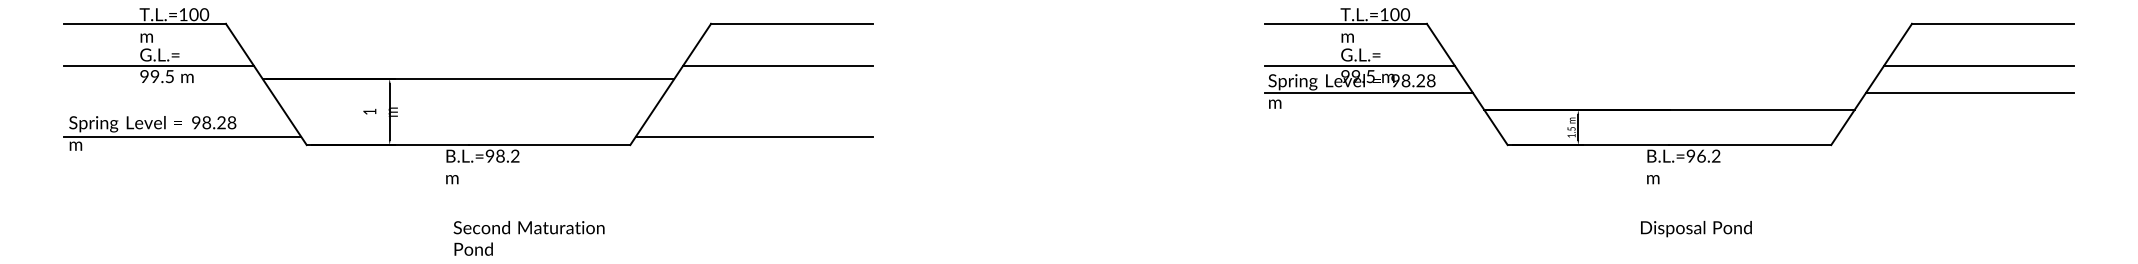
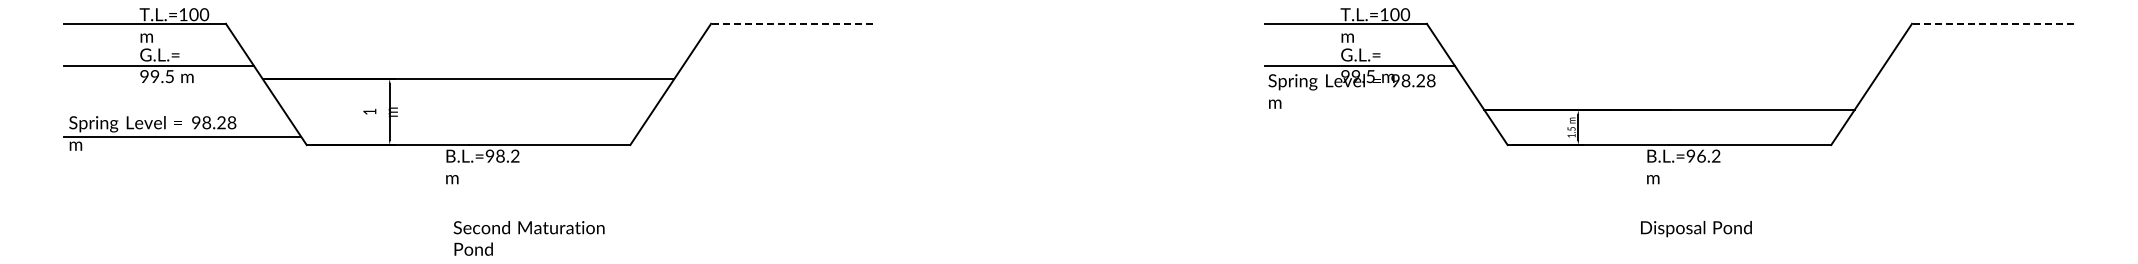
line: solid -> dashed (792, 23)
line: solid -> dashed (1992, 23)
line: present -> none (777, 66)
line: present -> none (1978, 66)
line: present -> none (1368, 93)
line: present -> none (1969, 93)
line: present -> none (753, 137)
